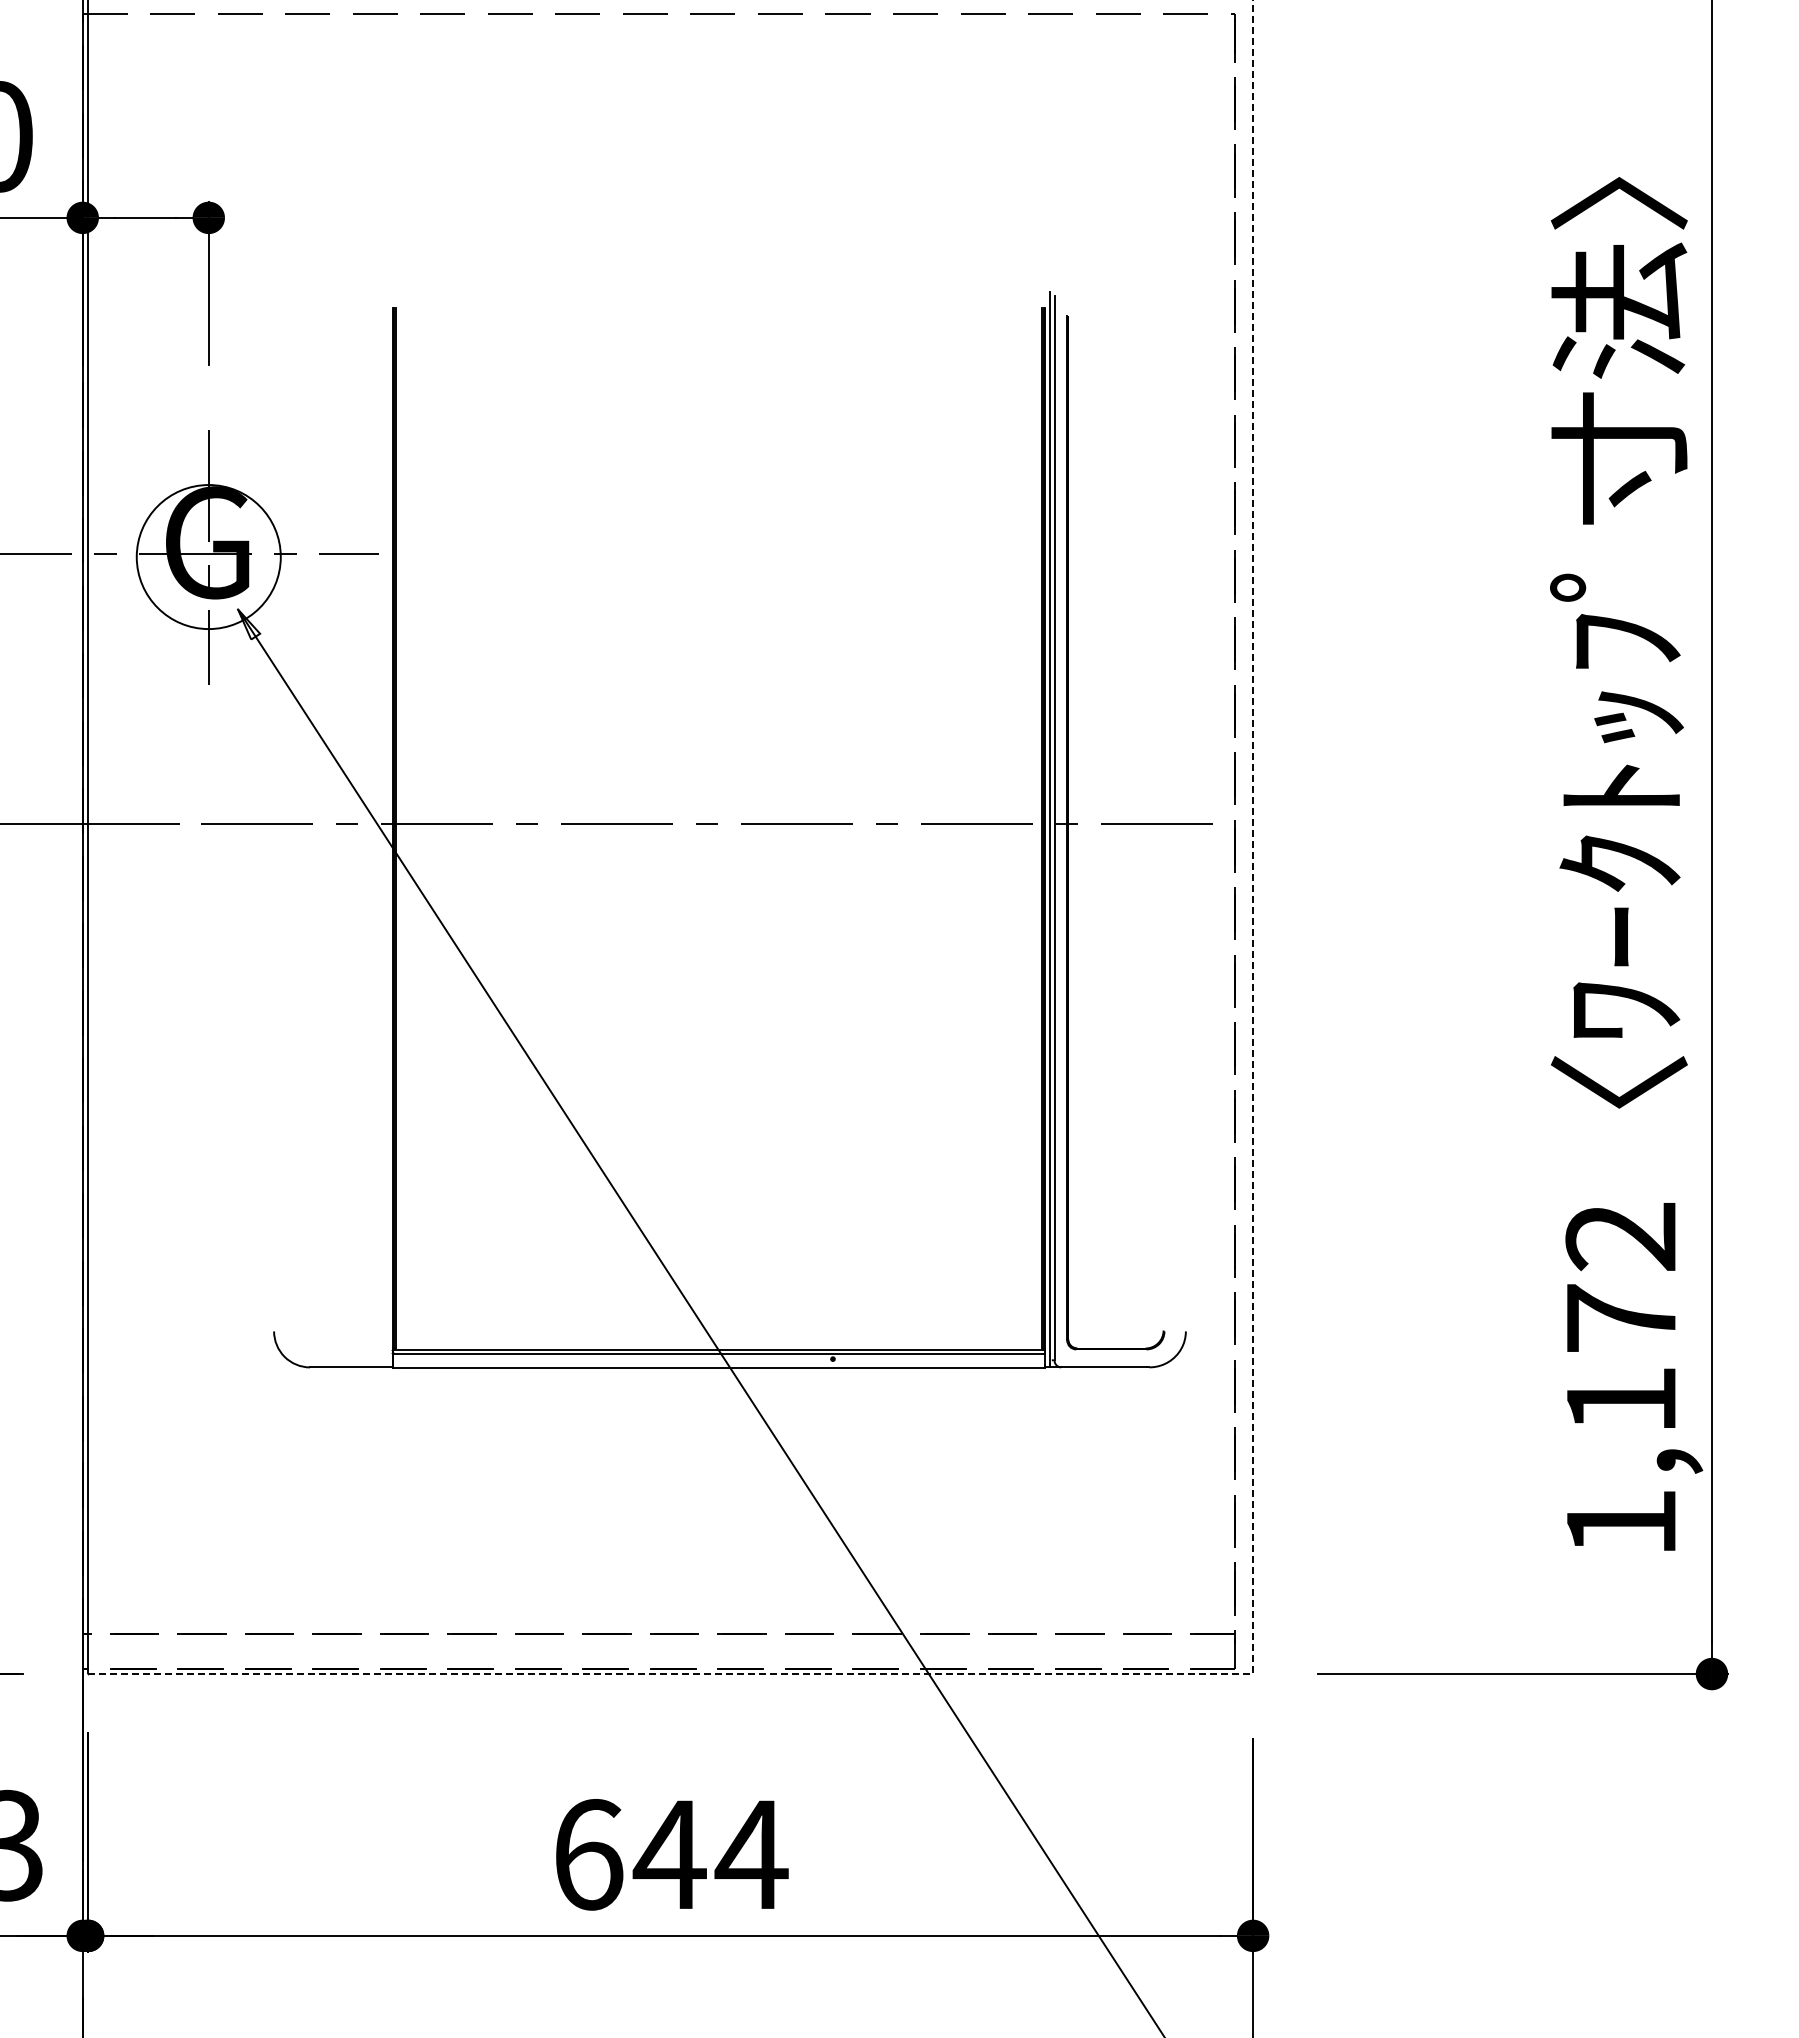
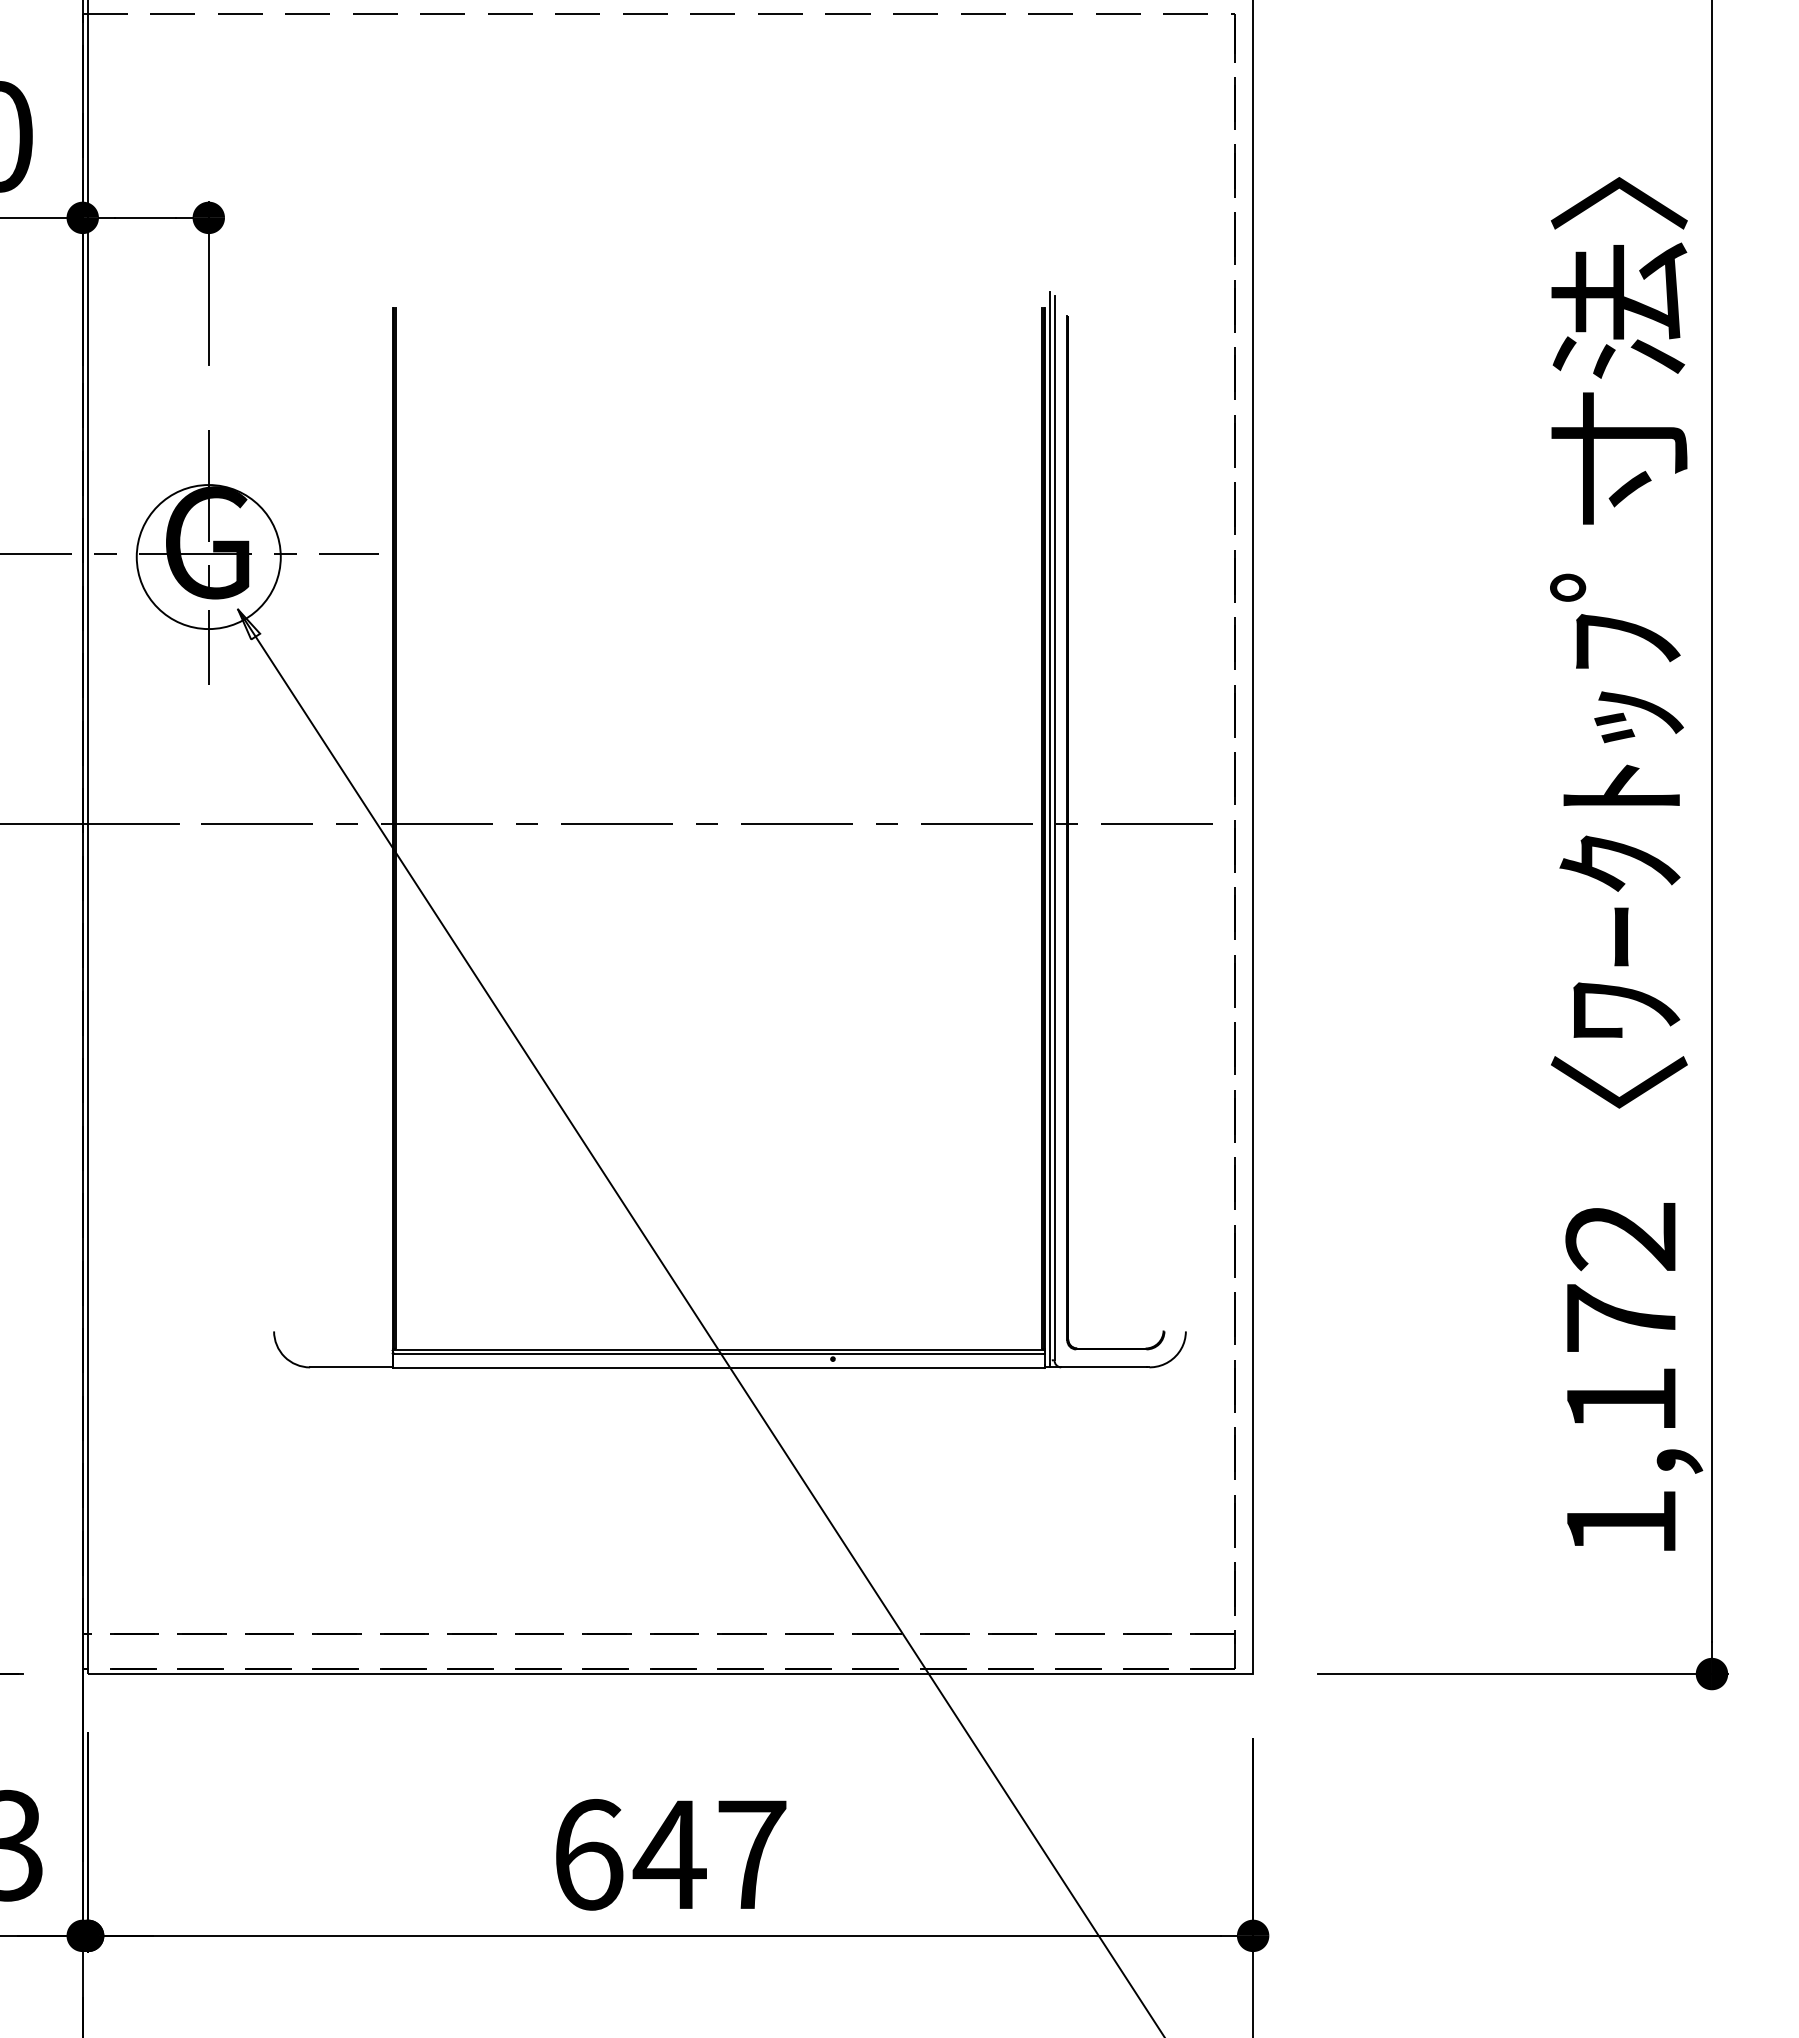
line: dashed -> solid (1253, 1420)
text: 644 -> 647 (751, 1854)
